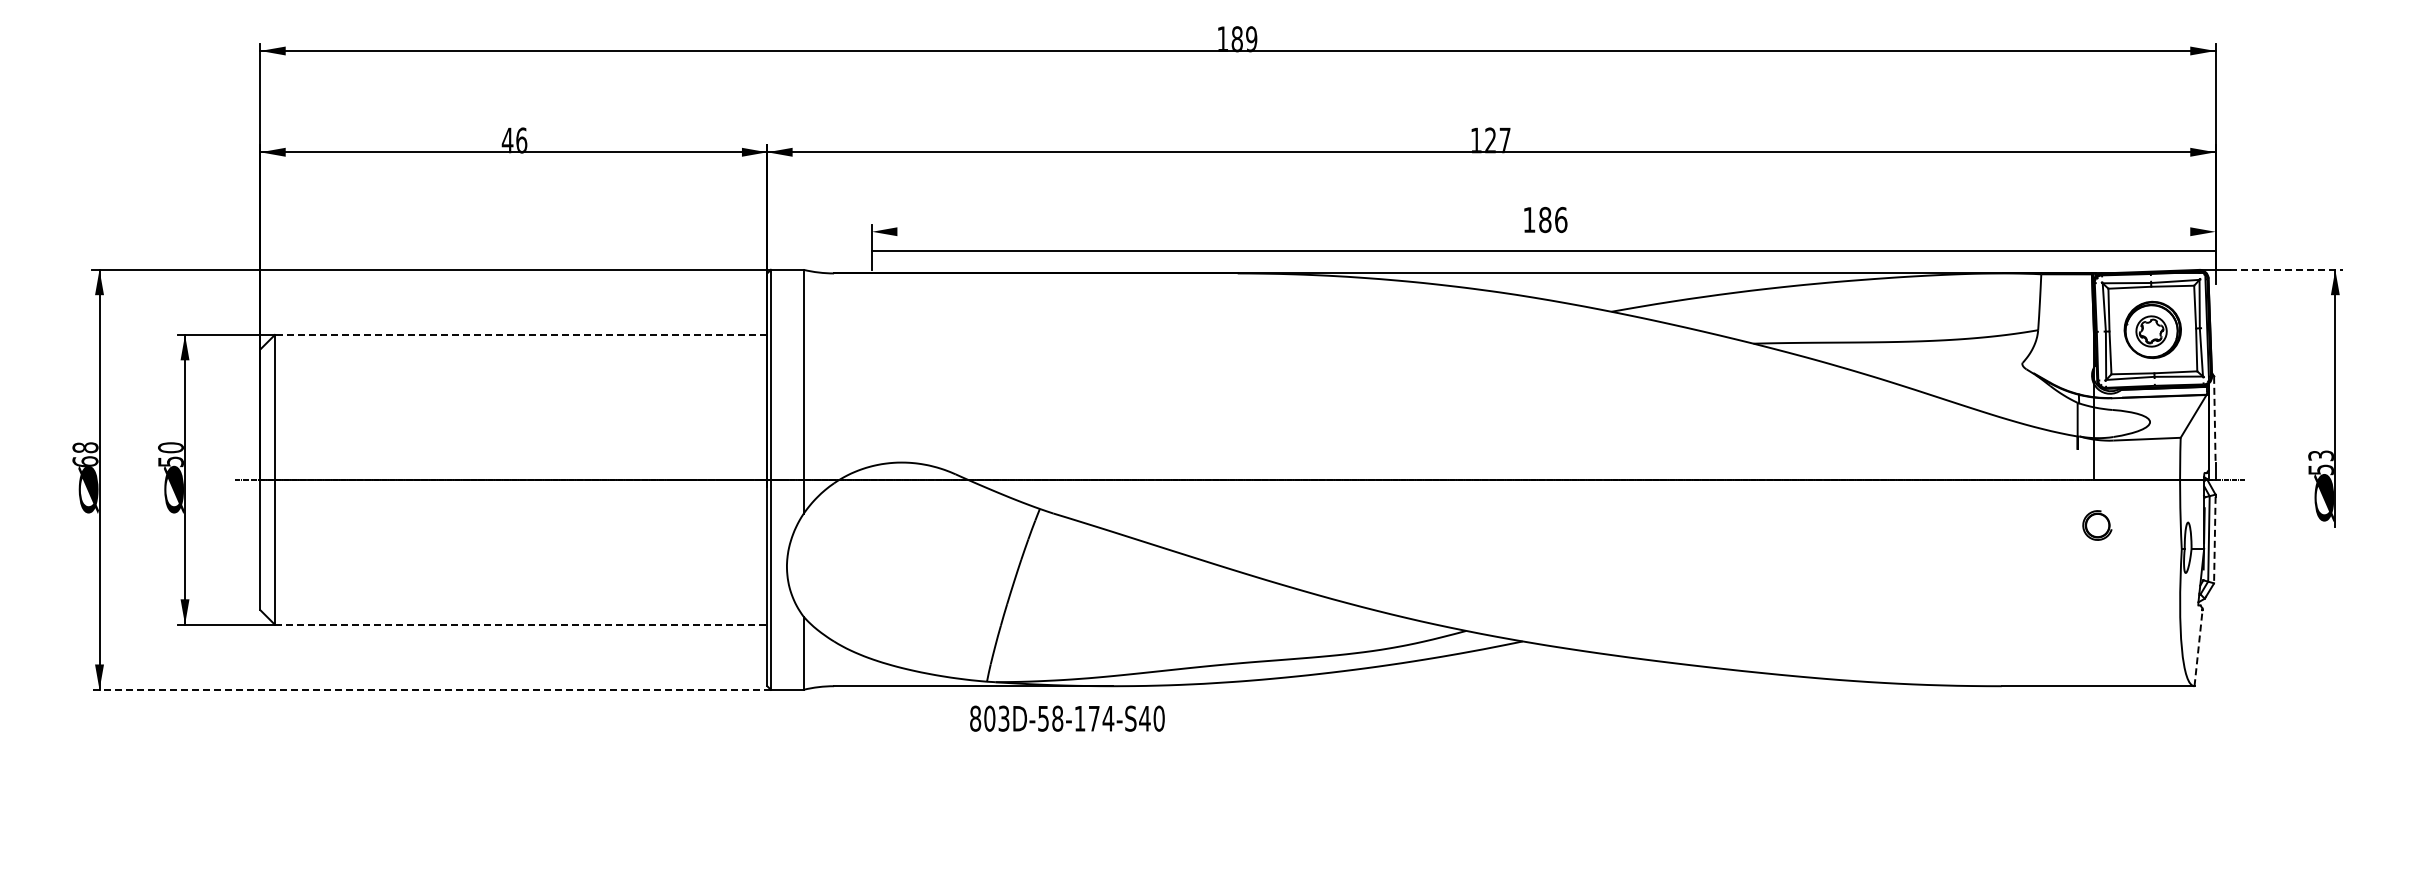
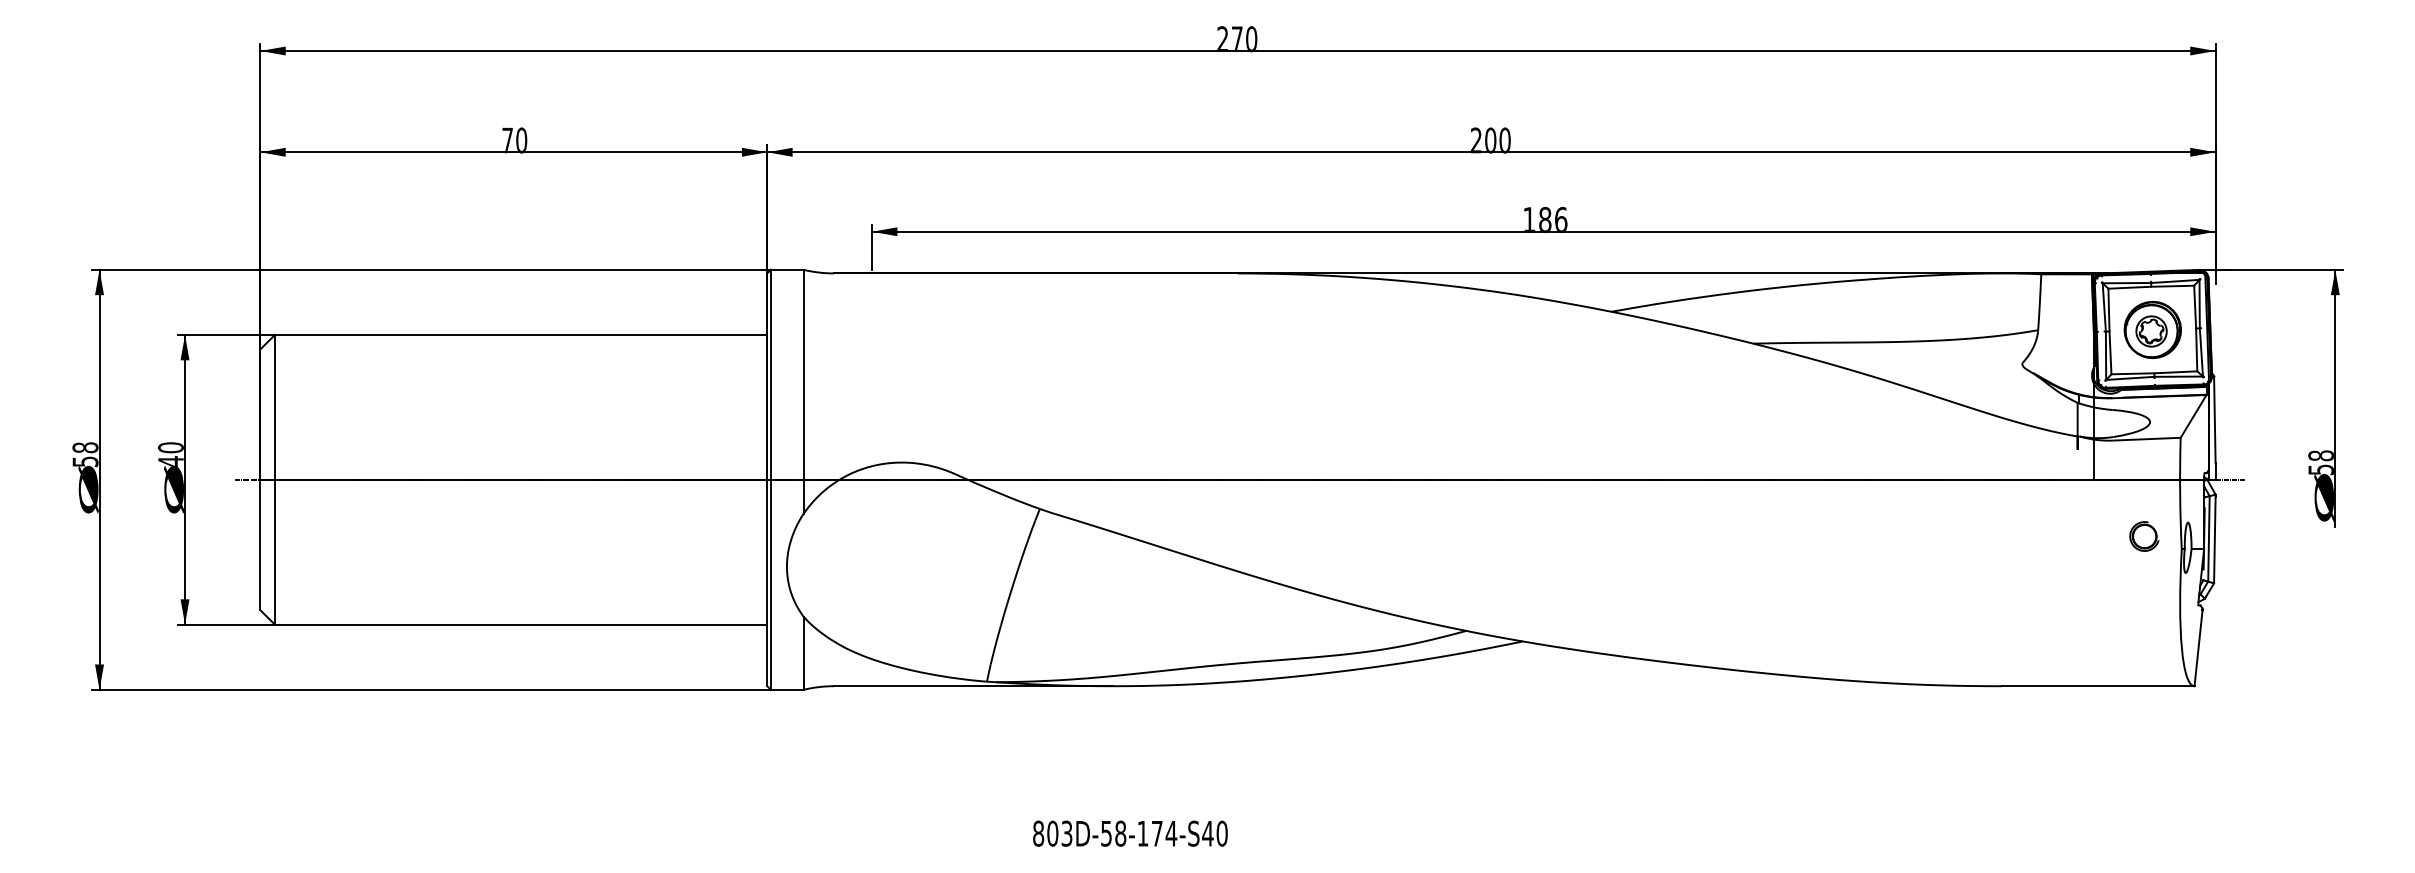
text: 189 -> 270 (1237, 39)
text: 46 -> 70 (514, 140)
text: 127 -> 200 (1490, 140)
line position: (1543, 250) -> (1543, 231) (1543, 231)
line: dashed -> solid (2286, 269)
line: dashed -> solid (520, 334)
line: dashed -> solid (2214, 419)
text: 53 -> 58 (2320, 455)
text: 68 -> 58 (85, 461)
text: 50 -> 40 (170, 461)
part position: (2097, 525) -> (2144, 536) (2144, 536)
line: dashed -> solid (2214, 539)
line: dashed -> solid (521, 624)
line: dashed -> solid (2198, 647)
line: dashed -> solid (431, 689)
text position: (1067, 718) -> (1130, 833) (1130, 833)
